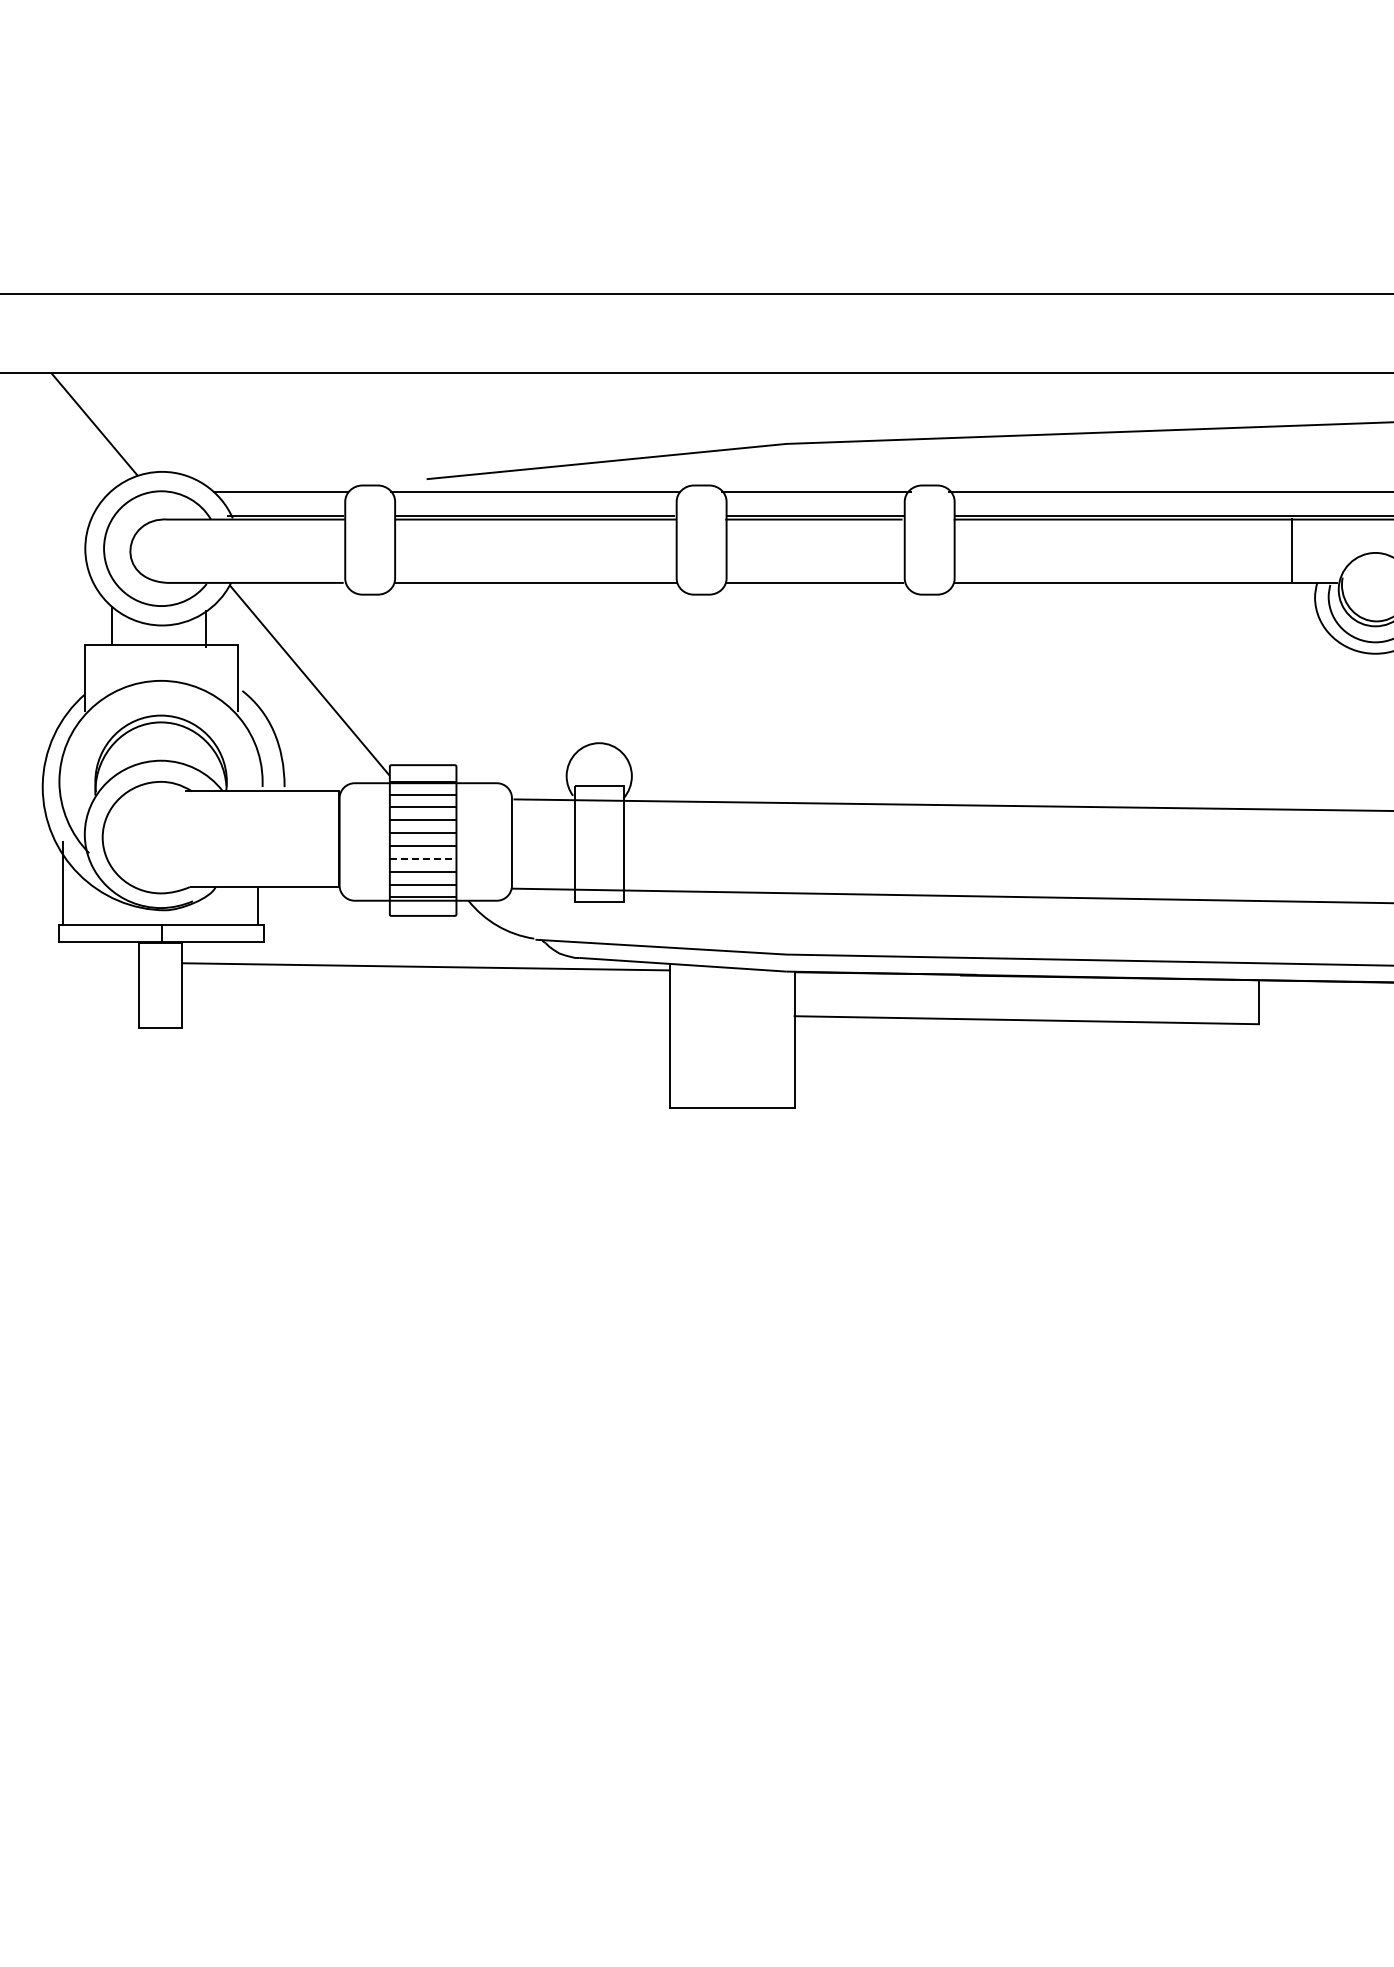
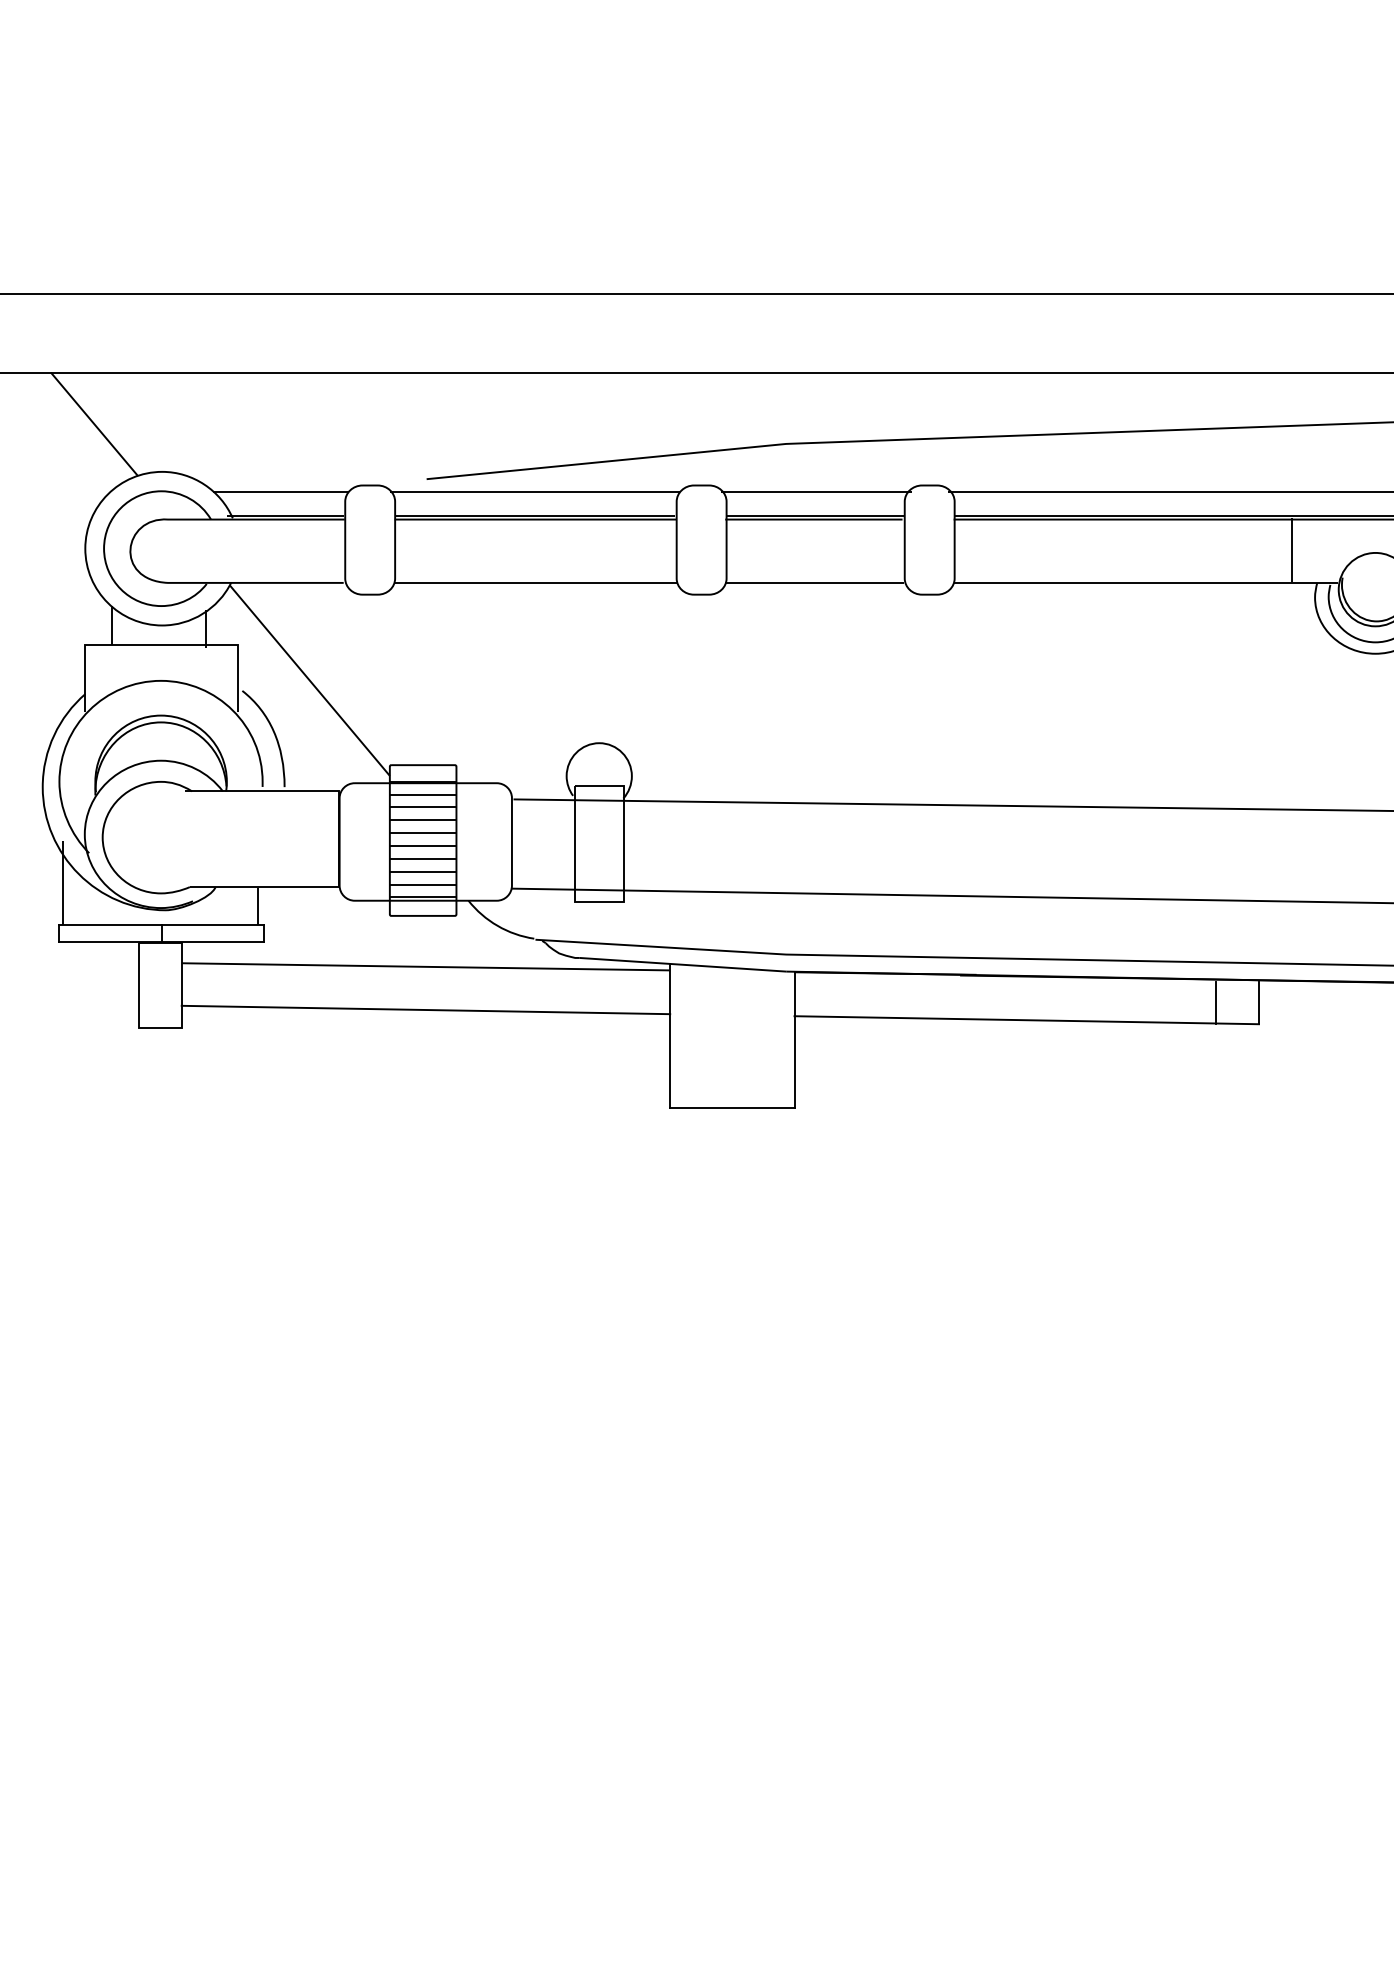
line: dashed -> solid (423, 858)
line: none -> present (1216, 1002)
line: none -> present (425, 1009)
